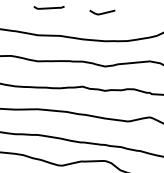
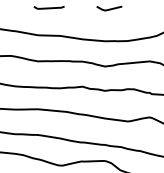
line position: (102, 12) -> (109, 8) (109, 8)
